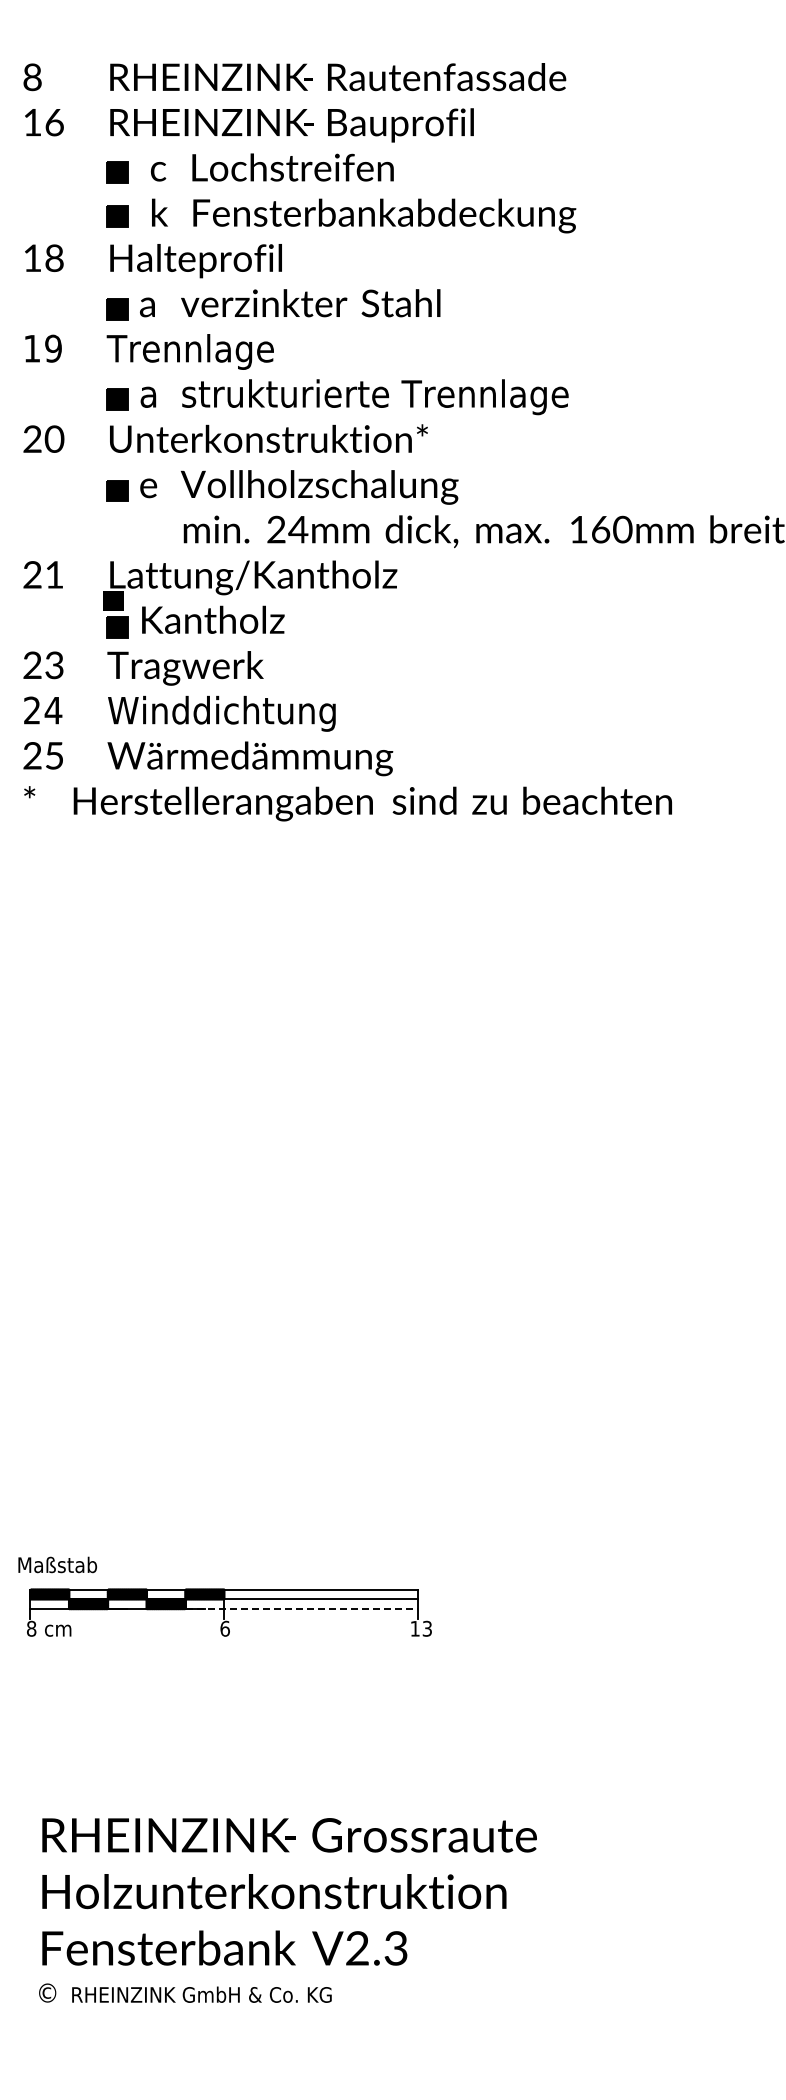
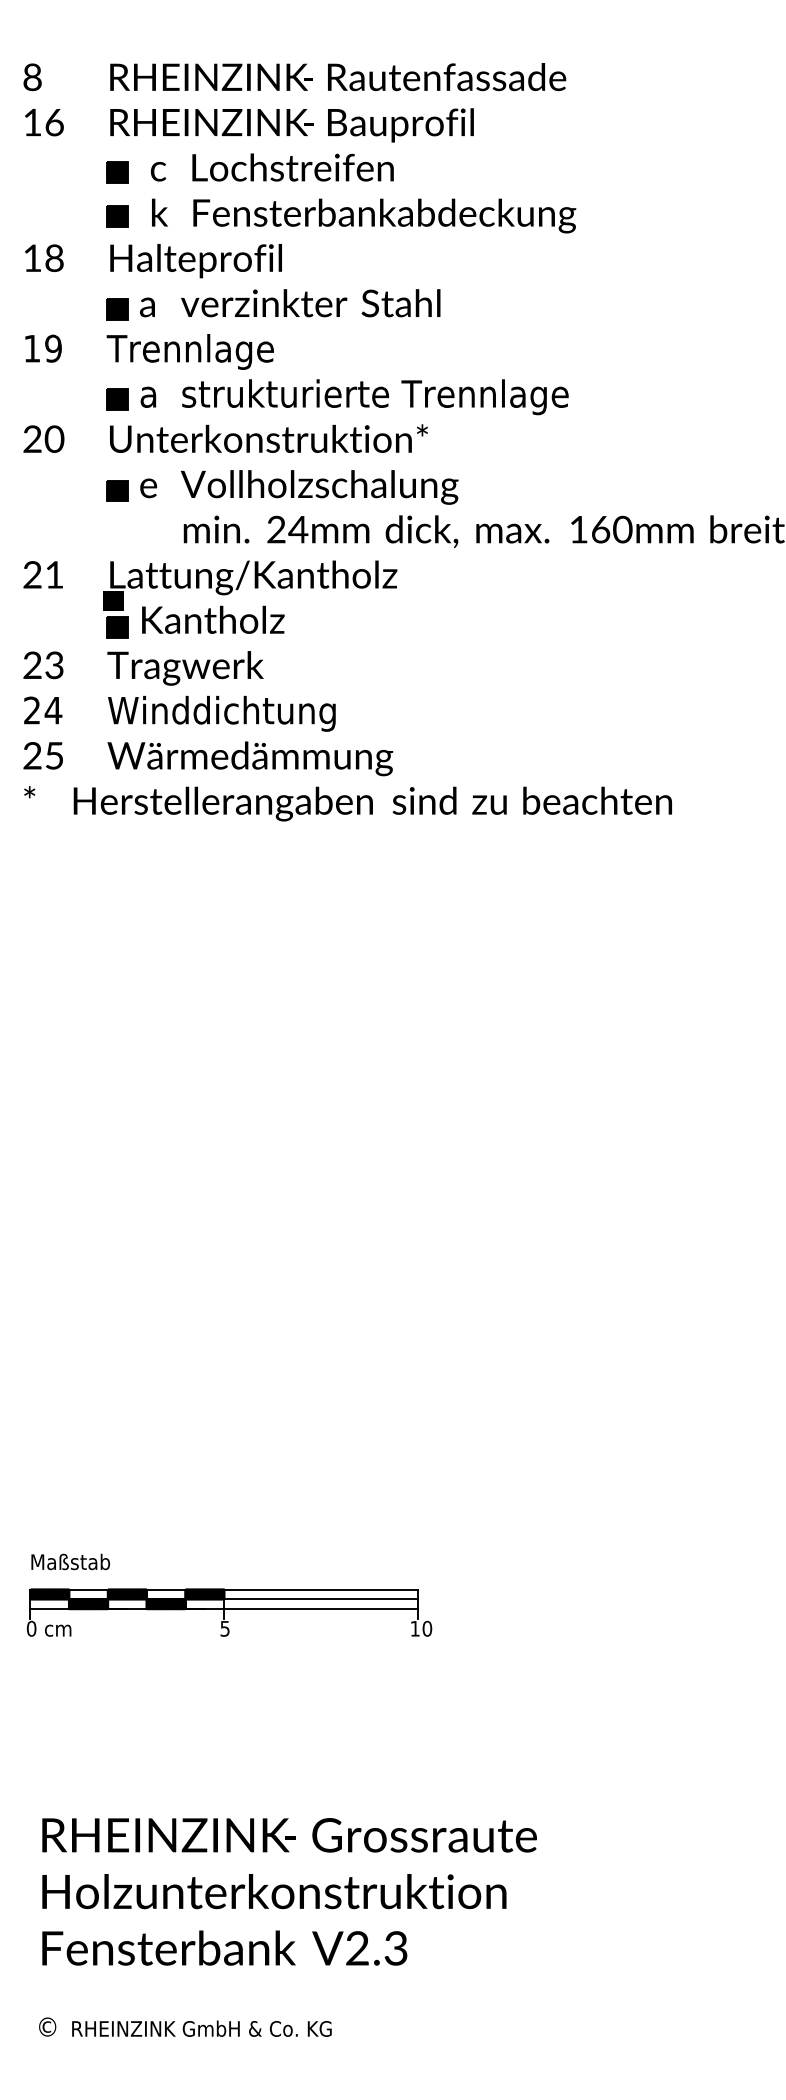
text position: (57, 1564) -> (70, 1561) (70, 1561)
line: dashed -> solid (302, 1609)
text: 8 -> 0 (31, 1628)
text: 6 -> 5 (224, 1628)
text: 13 -> 10 (427, 1628)
text position: (185, 1992) -> (185, 2026) (185, 2026)
